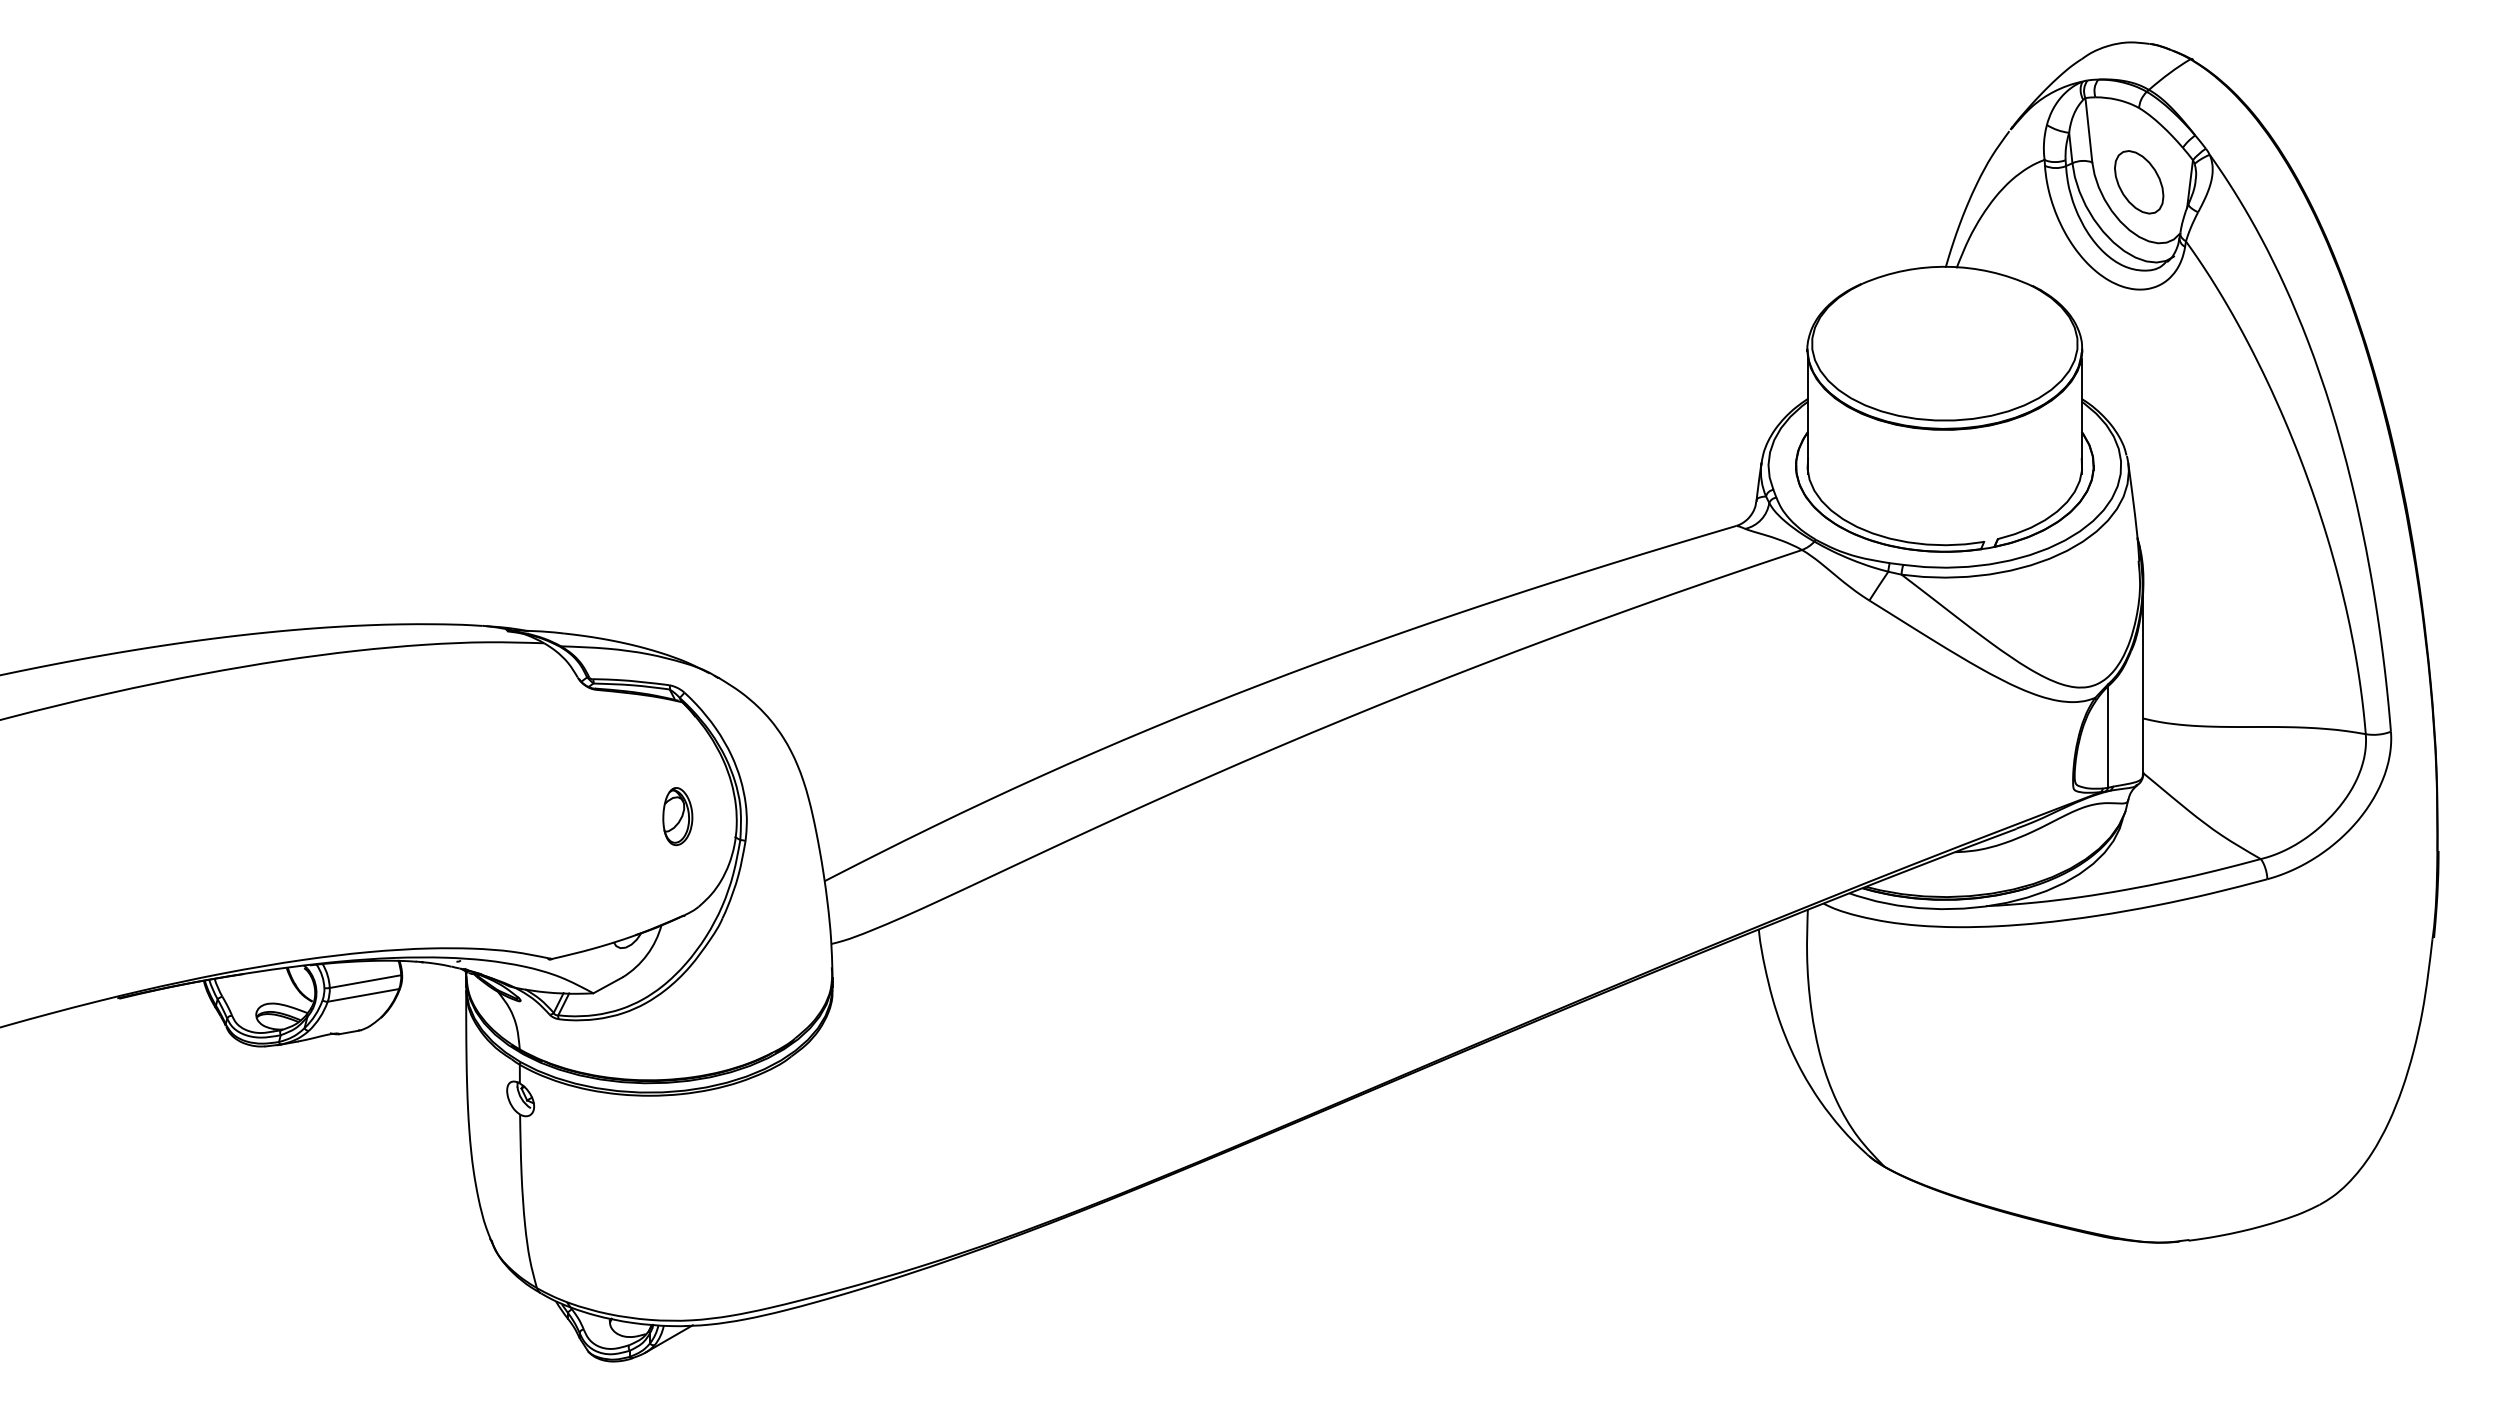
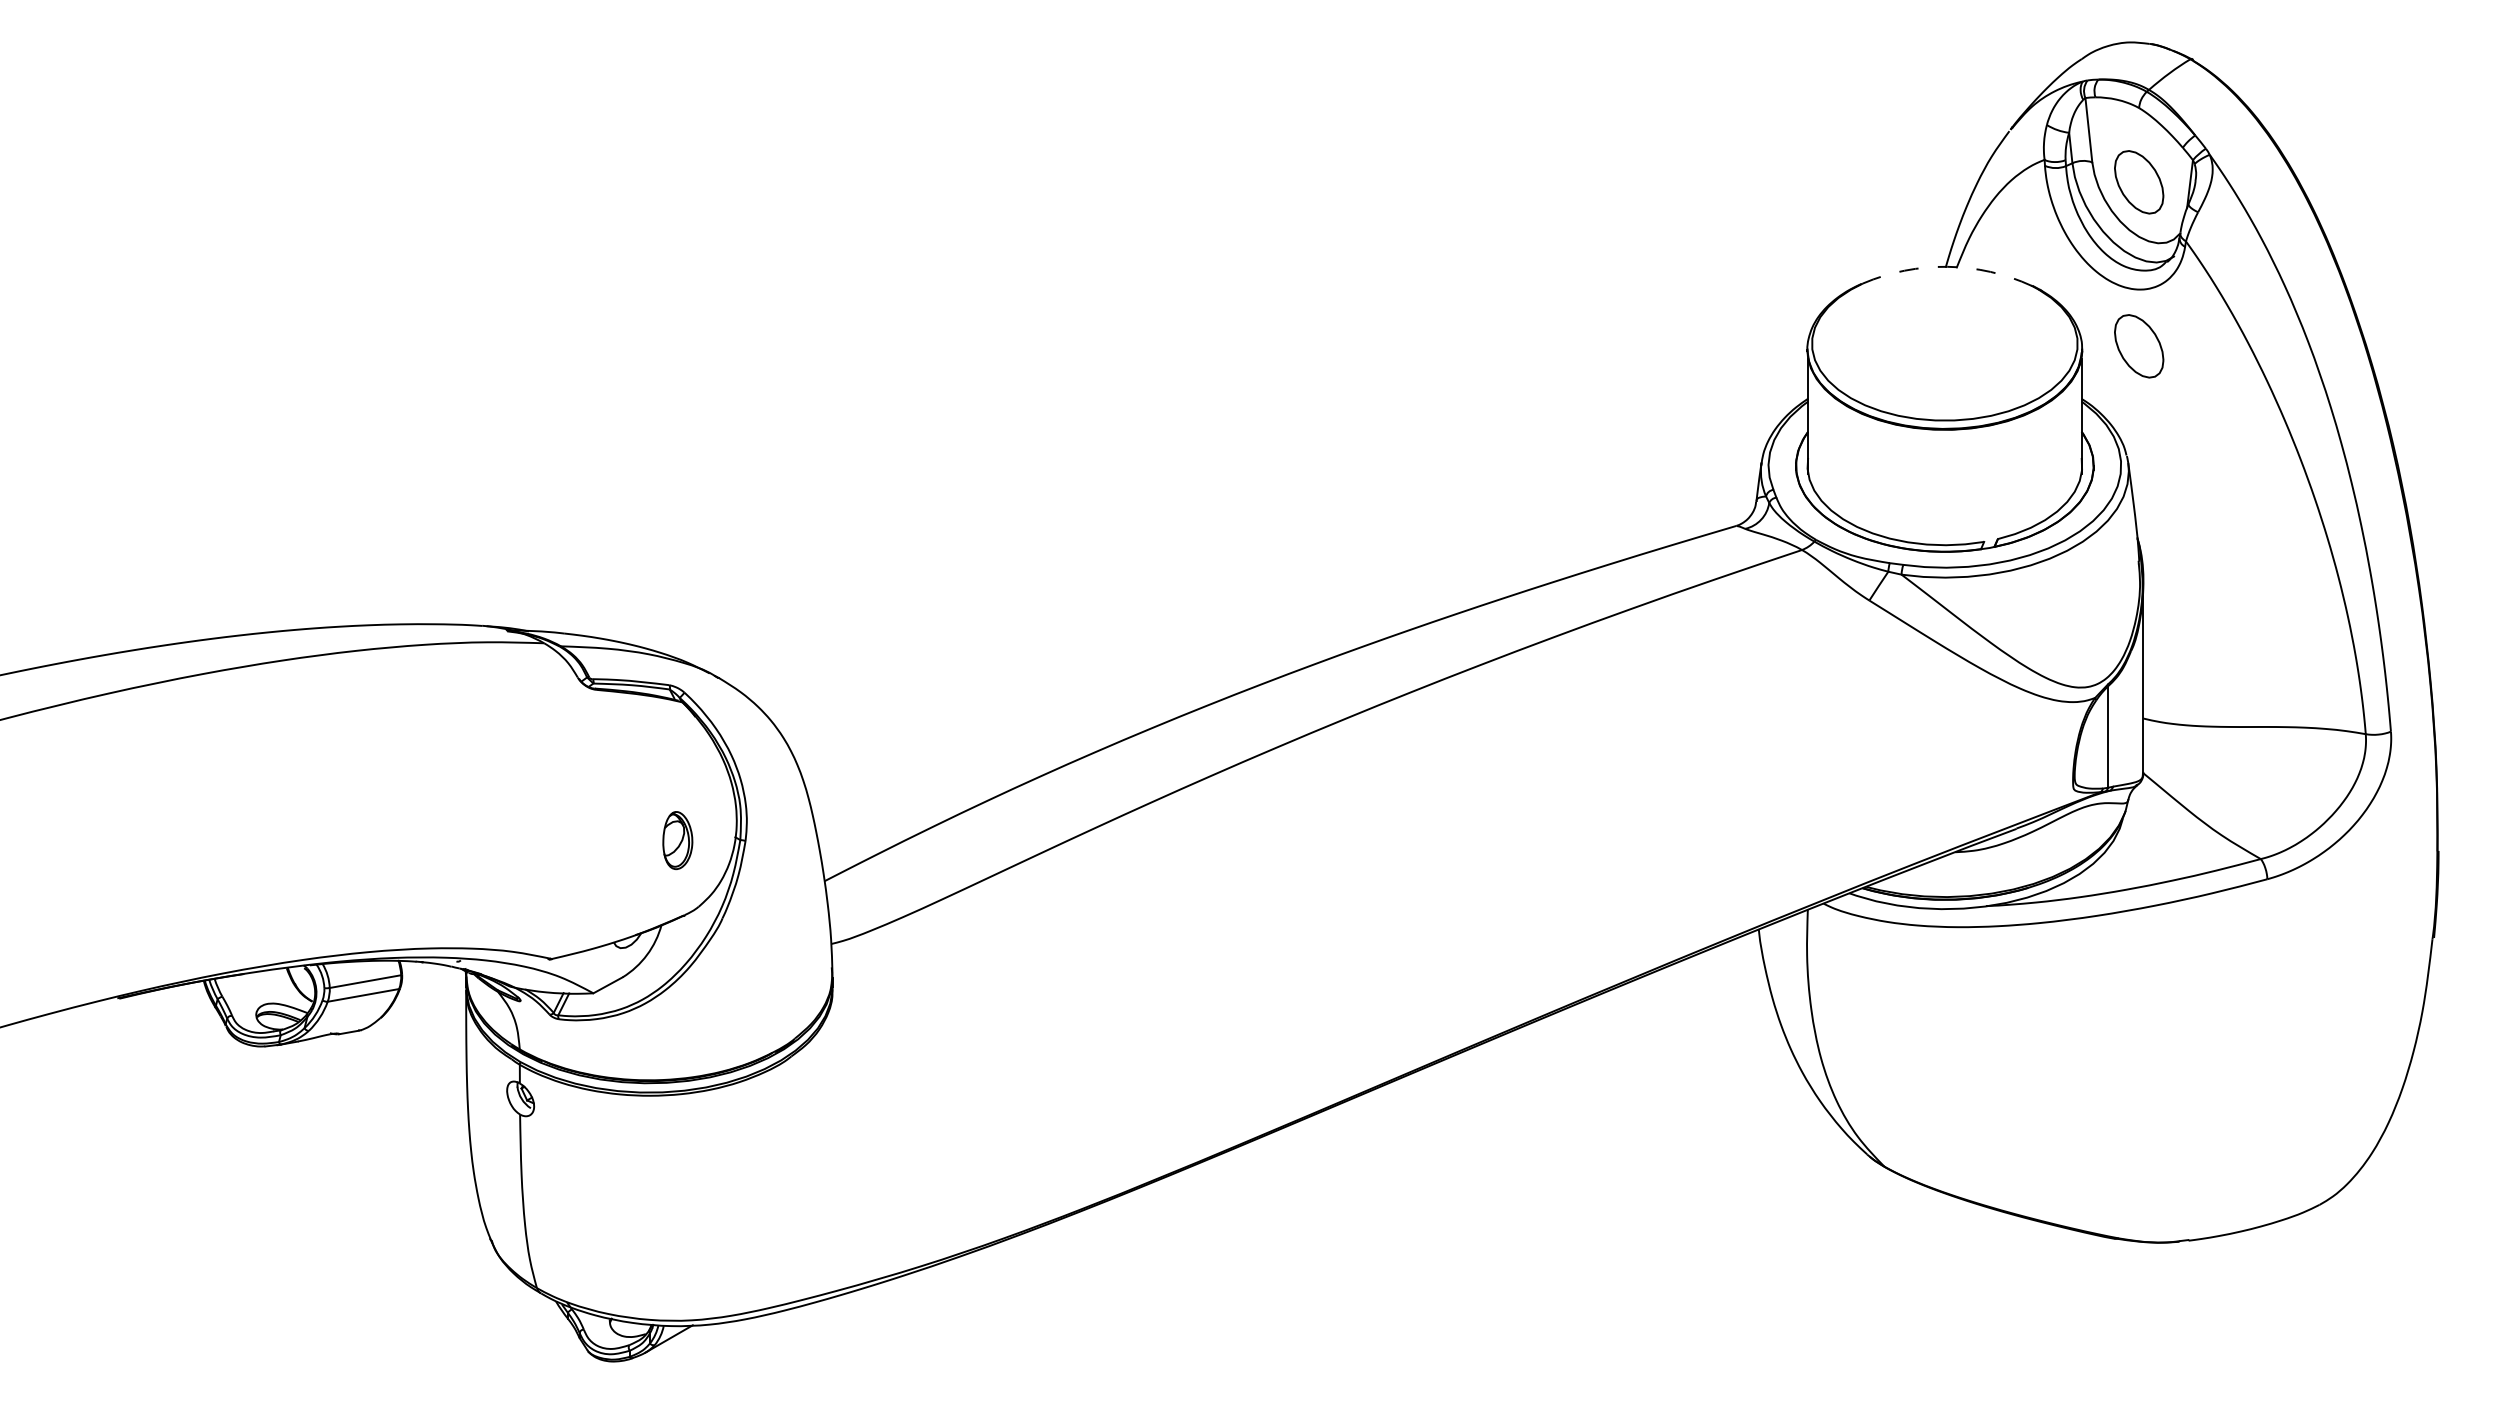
arc: solid -> dashed (1947, 266)
part: none -> present (2139, 346)
part position: (677, 816) -> (677, 840) (677, 840)
